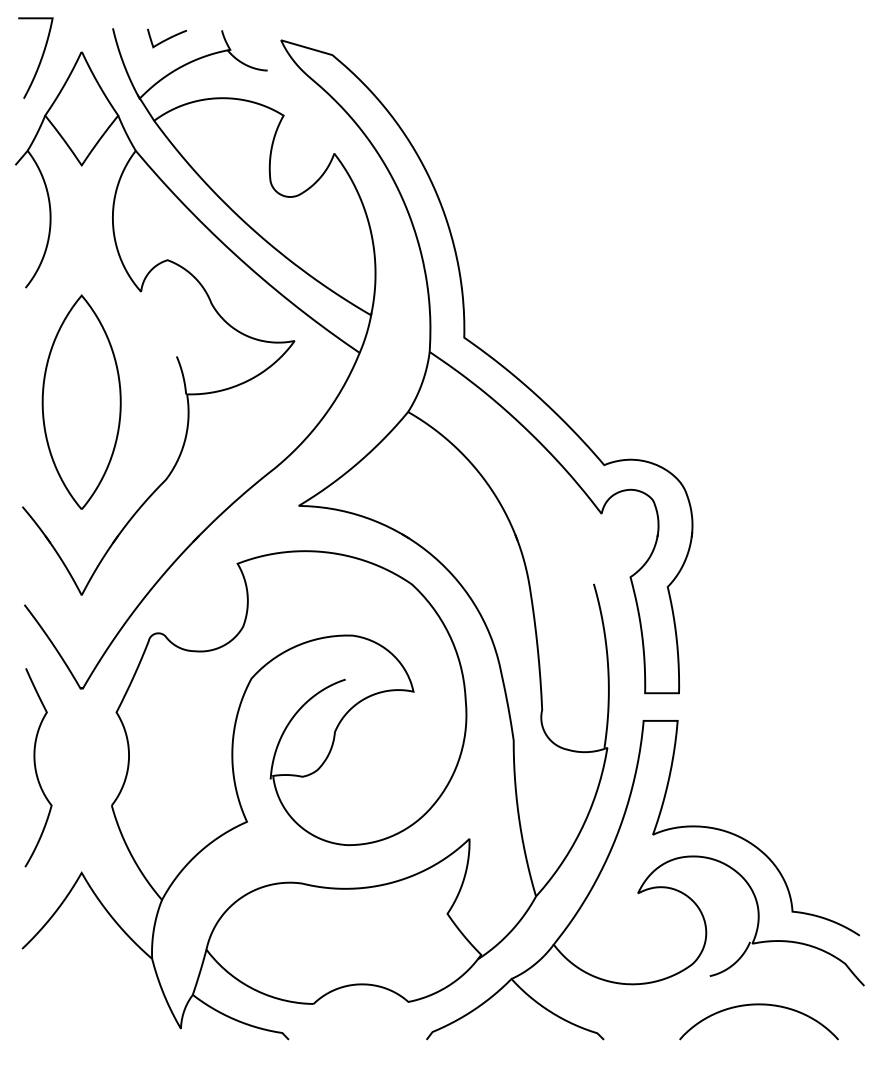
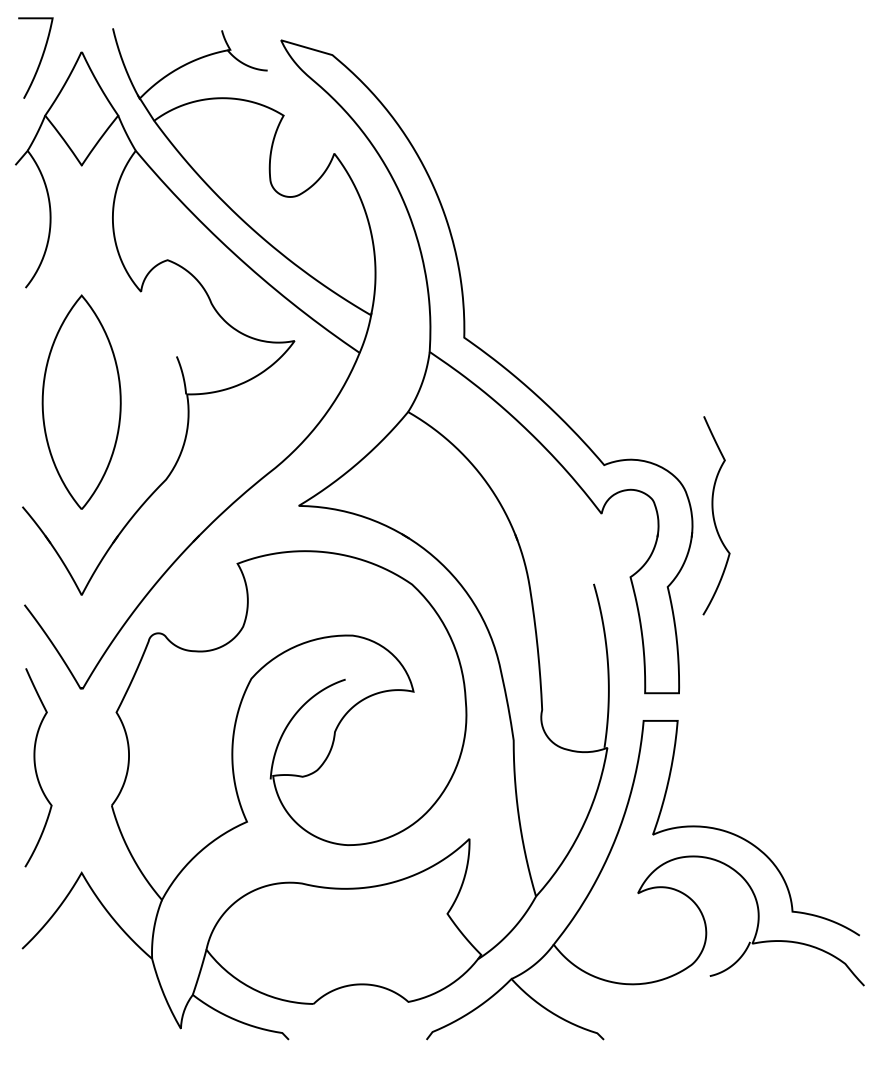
curve: present -> none (166, 38)
curve: none -> present (714, 515)
curve: present -> none (758, 1005)
